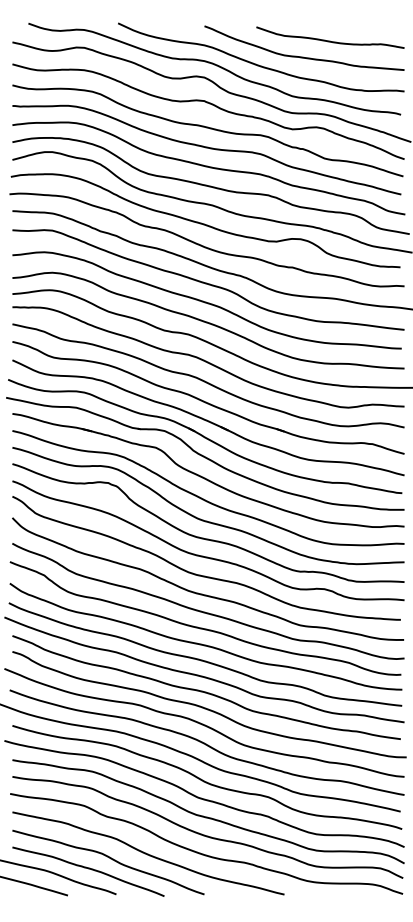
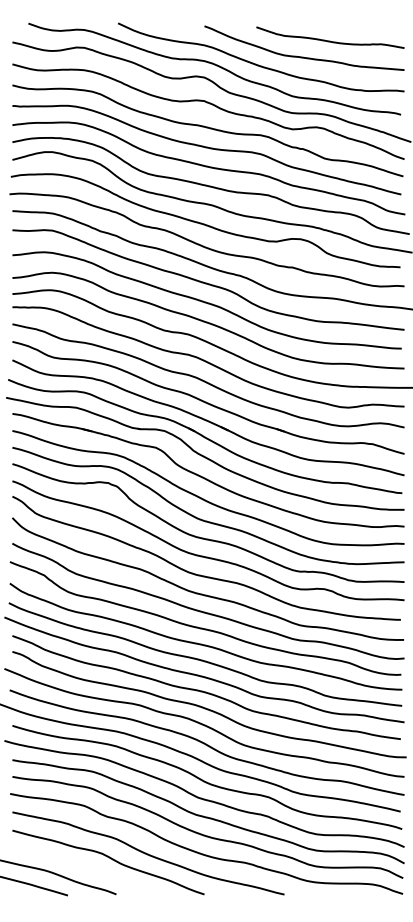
curve: present -> none (88, 869)
